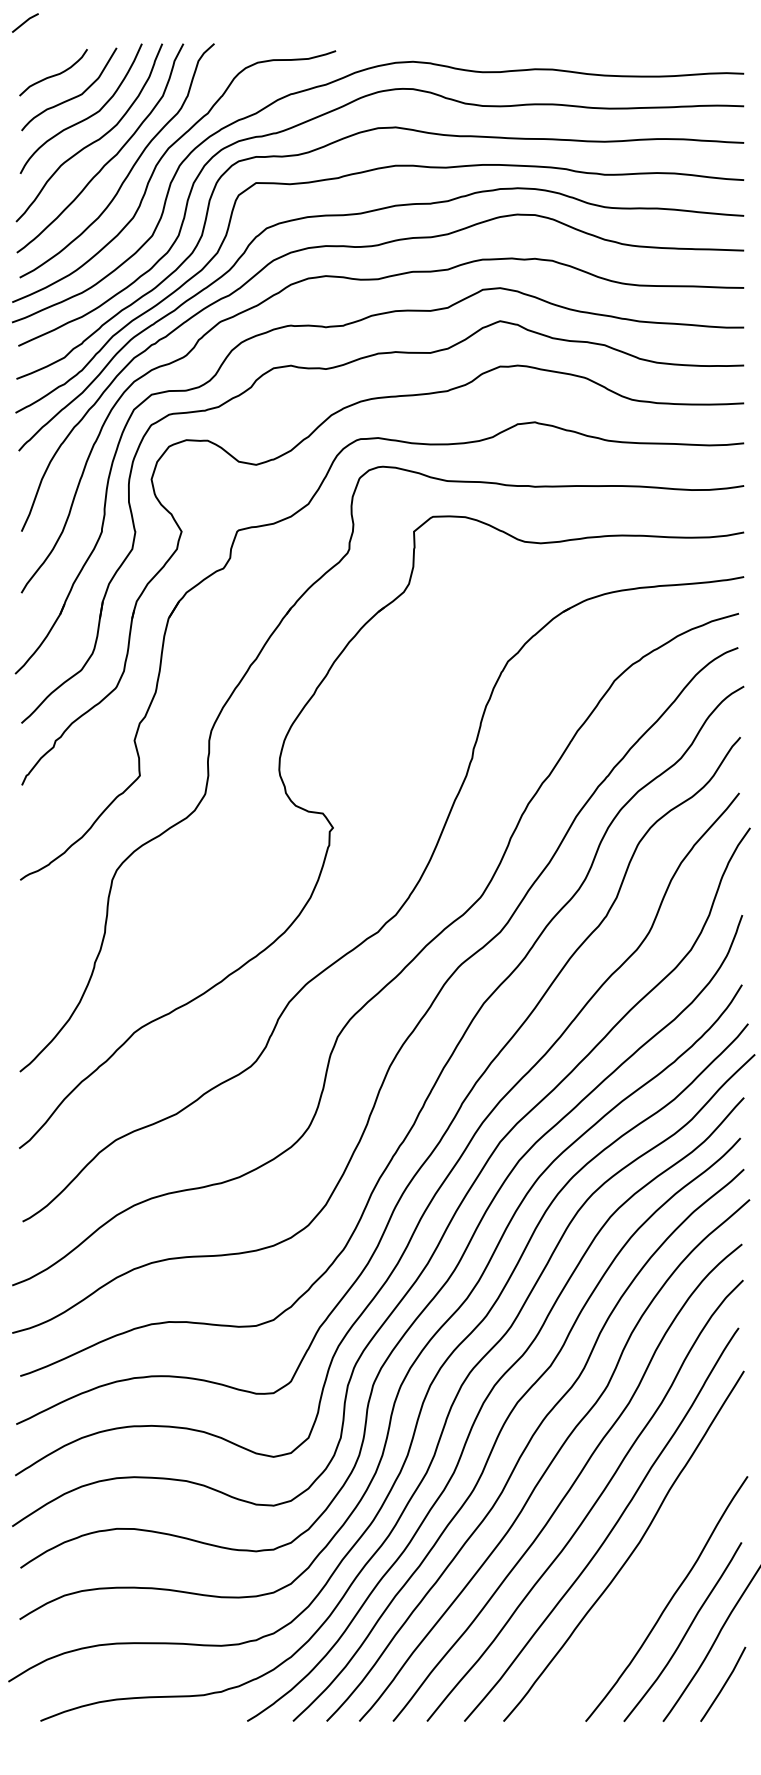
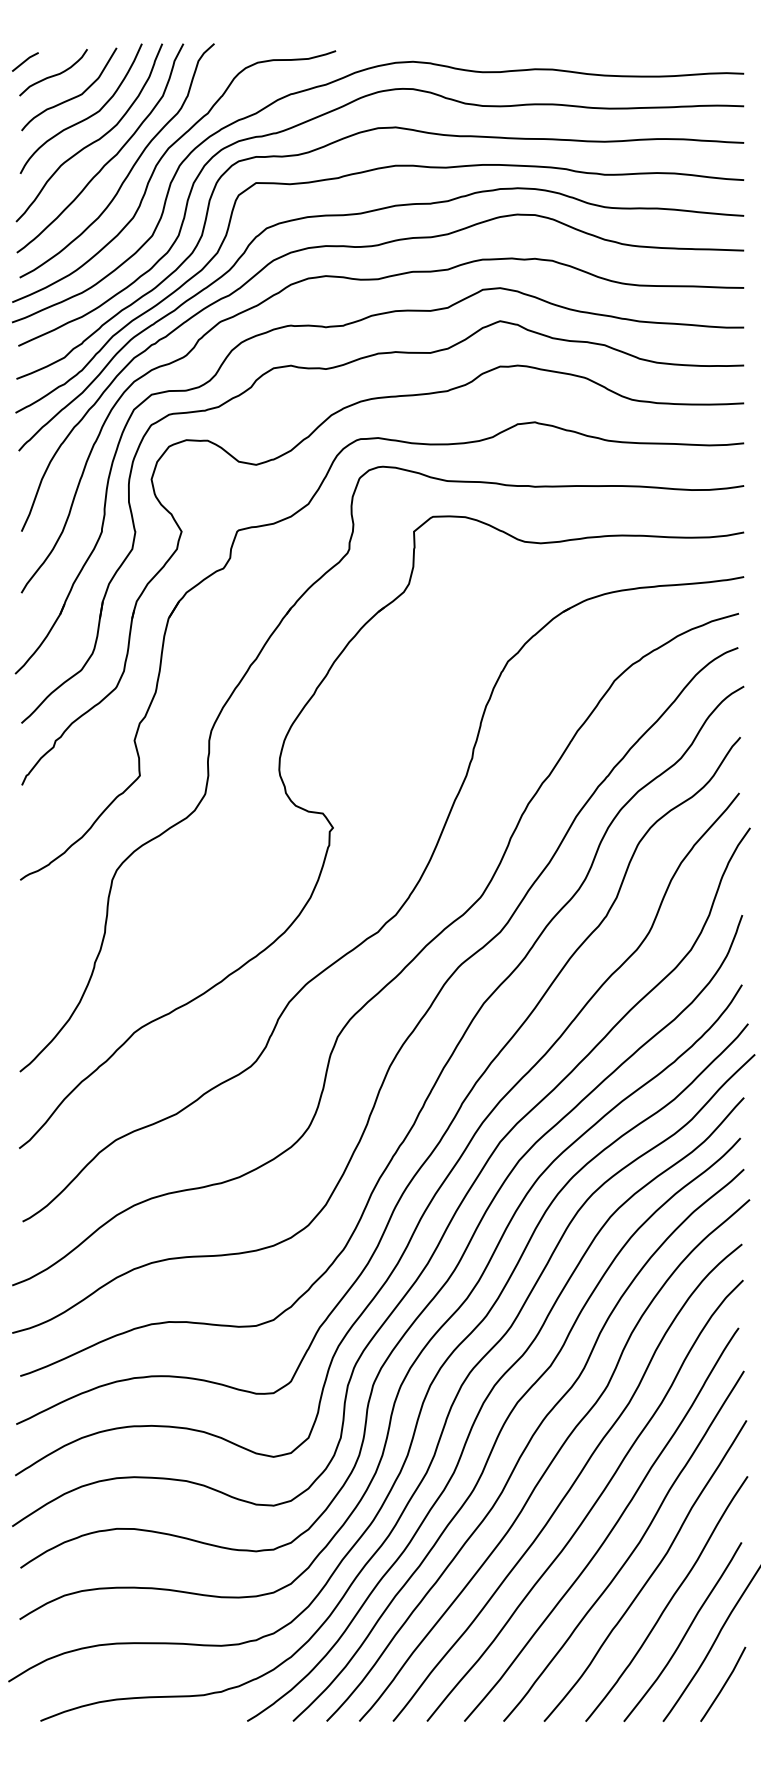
line position: (25, 22) -> (25, 61) (25, 61)
curve: none -> present (651, 1573)
